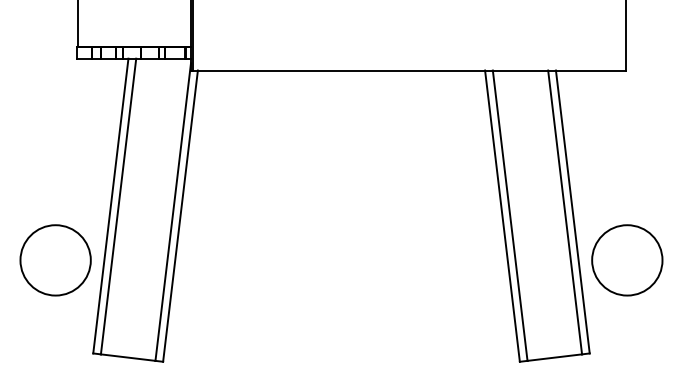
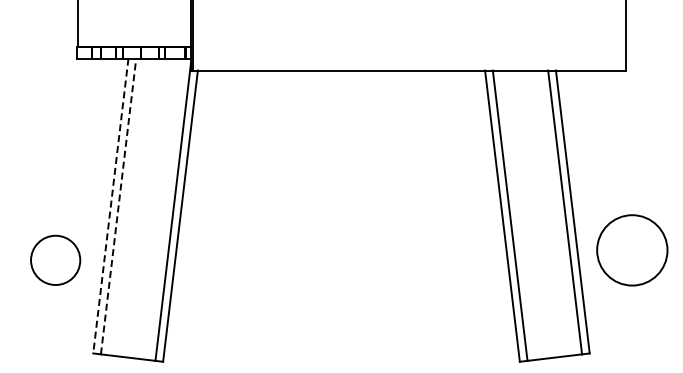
line: solid -> dashed (110, 206)
line: solid -> dashed (118, 206)
circle diameter: 70 px -> 49 px (55, 260)
circle position: (627, 260) -> (632, 250) (632, 250)
